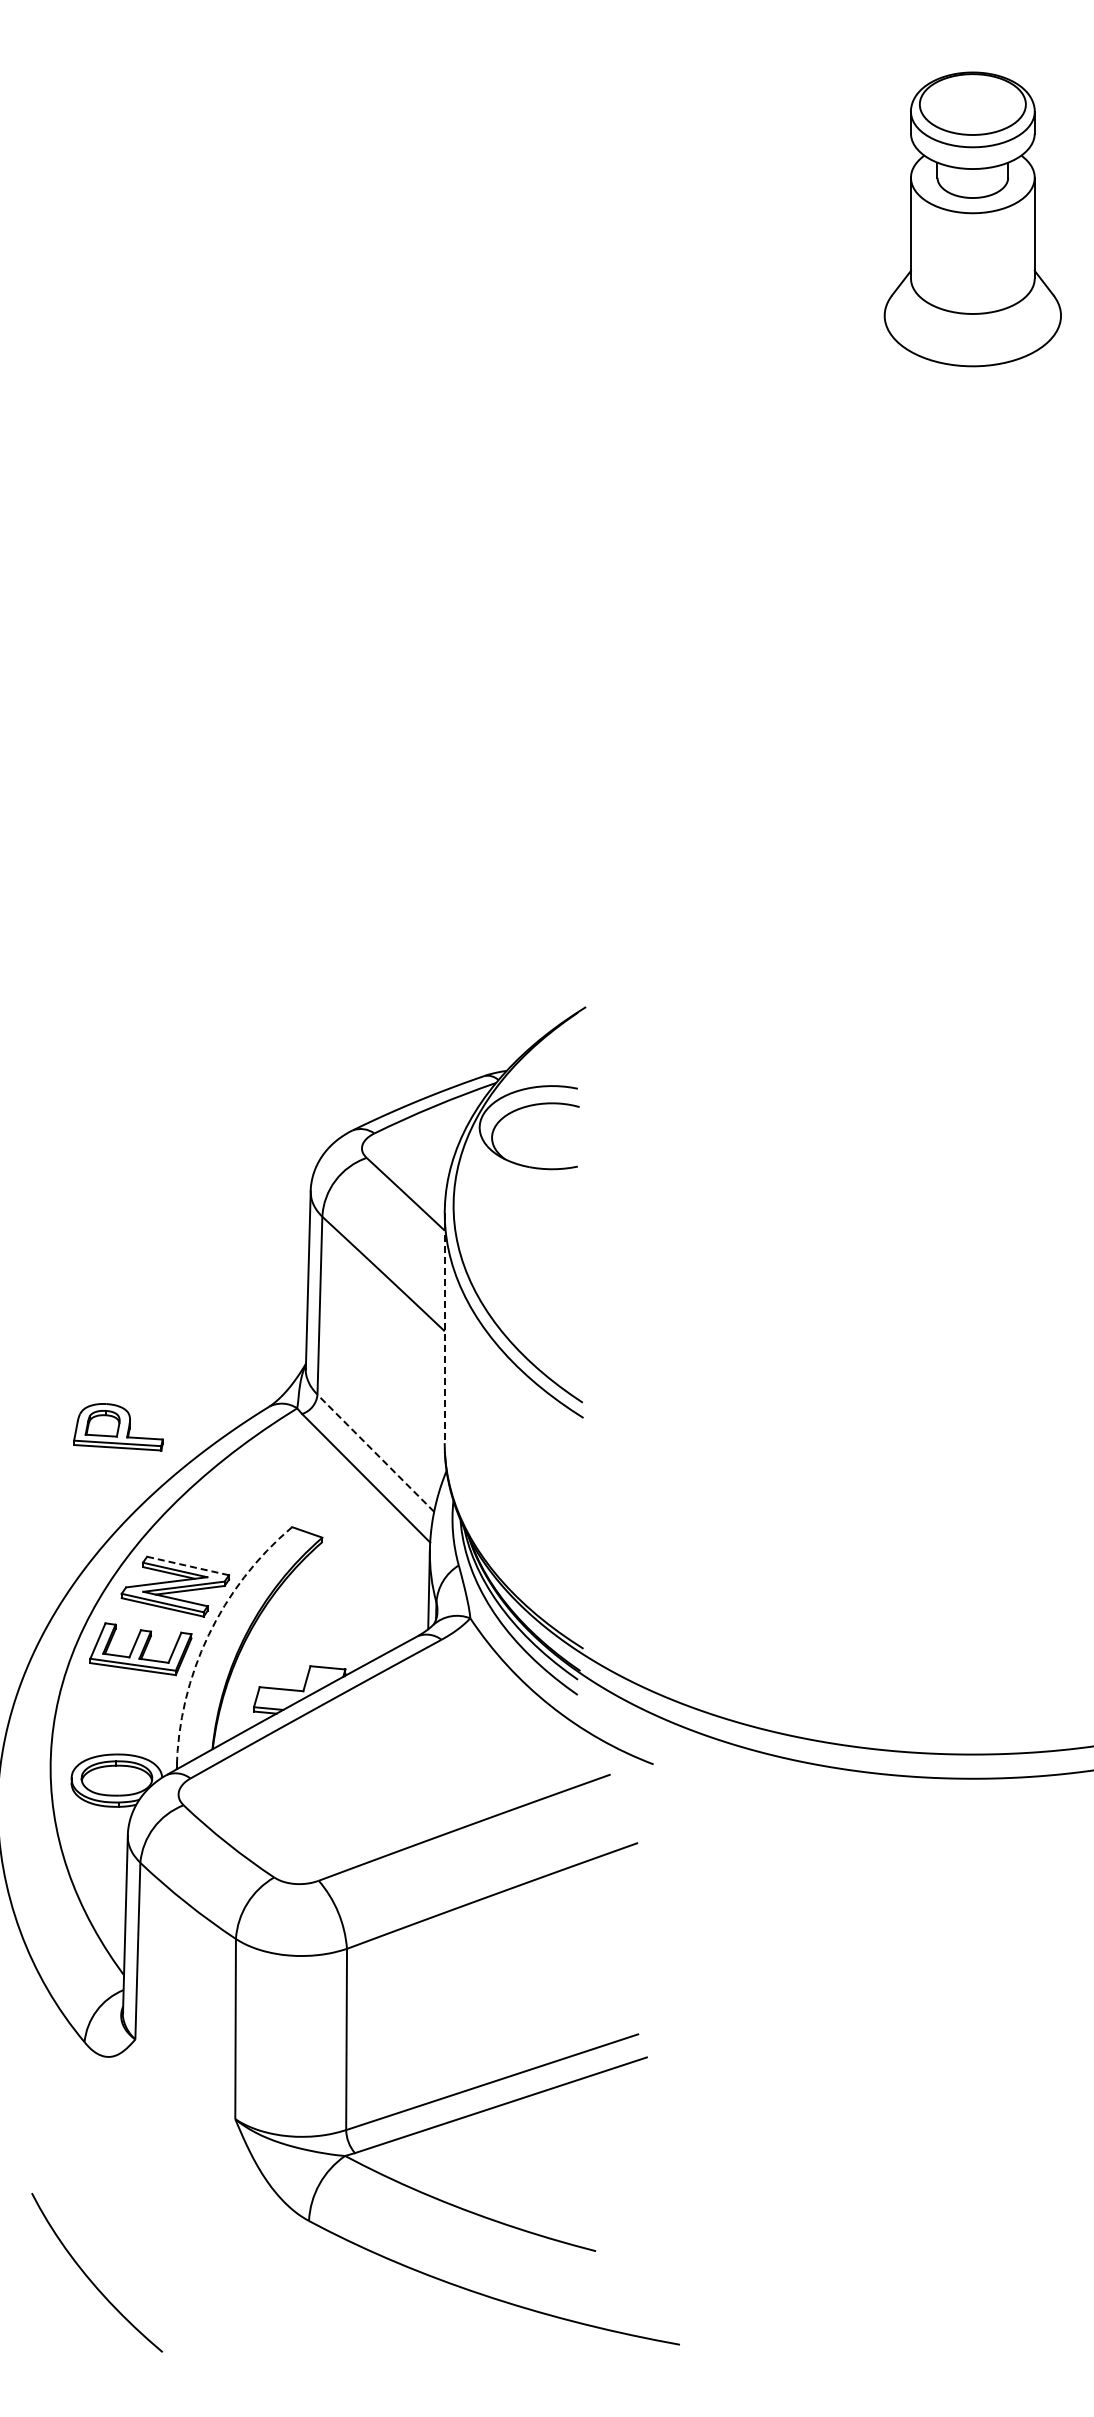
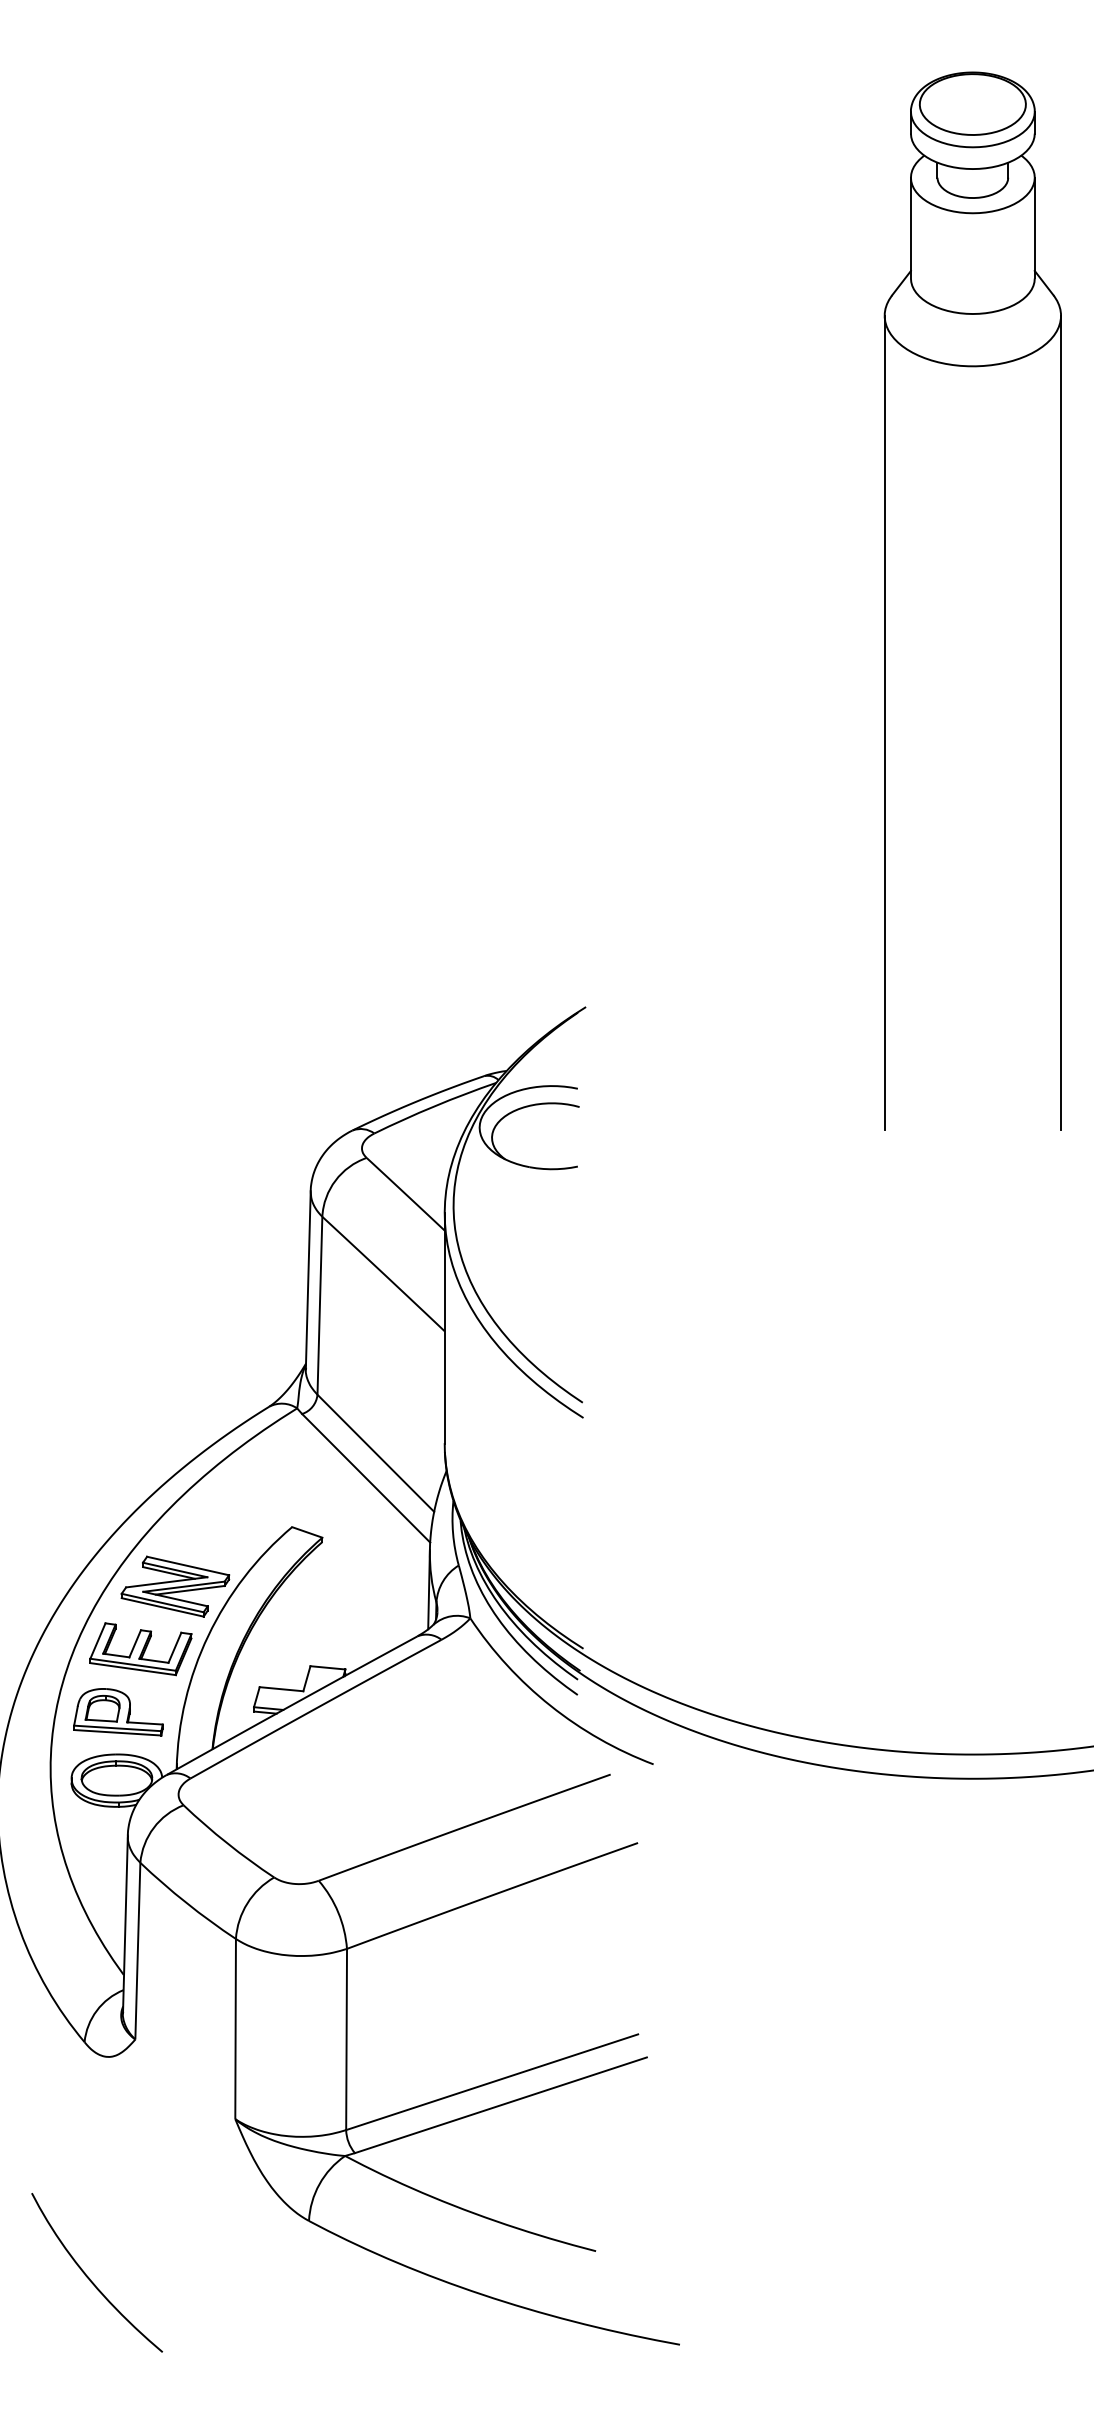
line: none -> present (884, 722)
line: none -> present (1061, 722)
line: dashed -> solid (444, 1329)
part position: (118, 1427) -> (118, 1712) (118, 1712)
line: dashed -> solid (375, 1453)
line: dashed -> solid (188, 1566)
arc: dashed -> solid (208, 1635)
